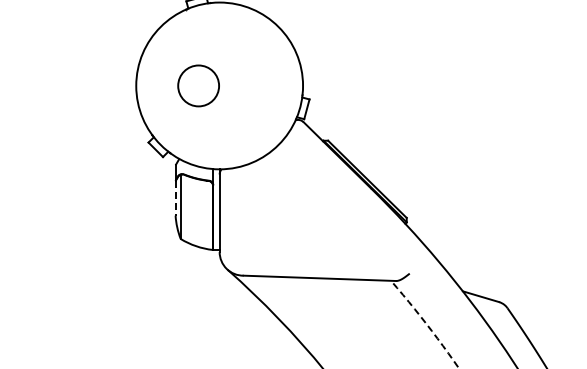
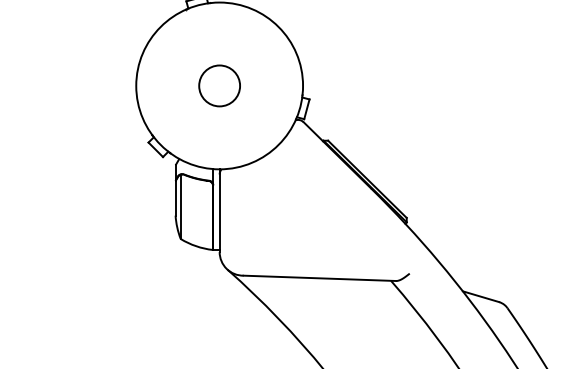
circle position: (198, 85) -> (219, 85) (219, 85)
line: dashed -> solid (175, 198)
arc: dashed -> solid (426, 323)
